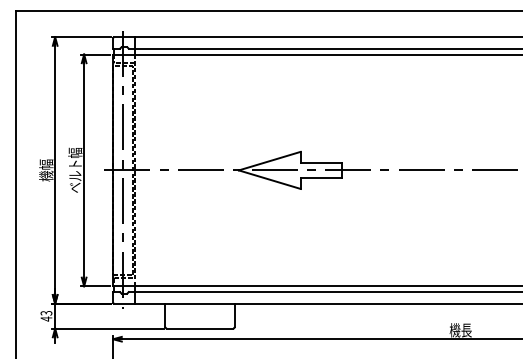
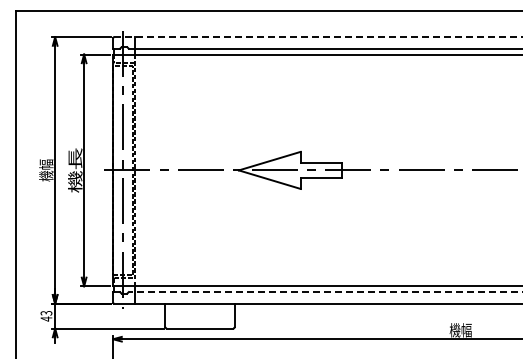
line: solid -> dashed (319, 37)
text: ベルト幅 -> 機長 (75, 169)
line: solid -> dashed (325, 292)
text: 機長 -> 機幅 (466, 330)
